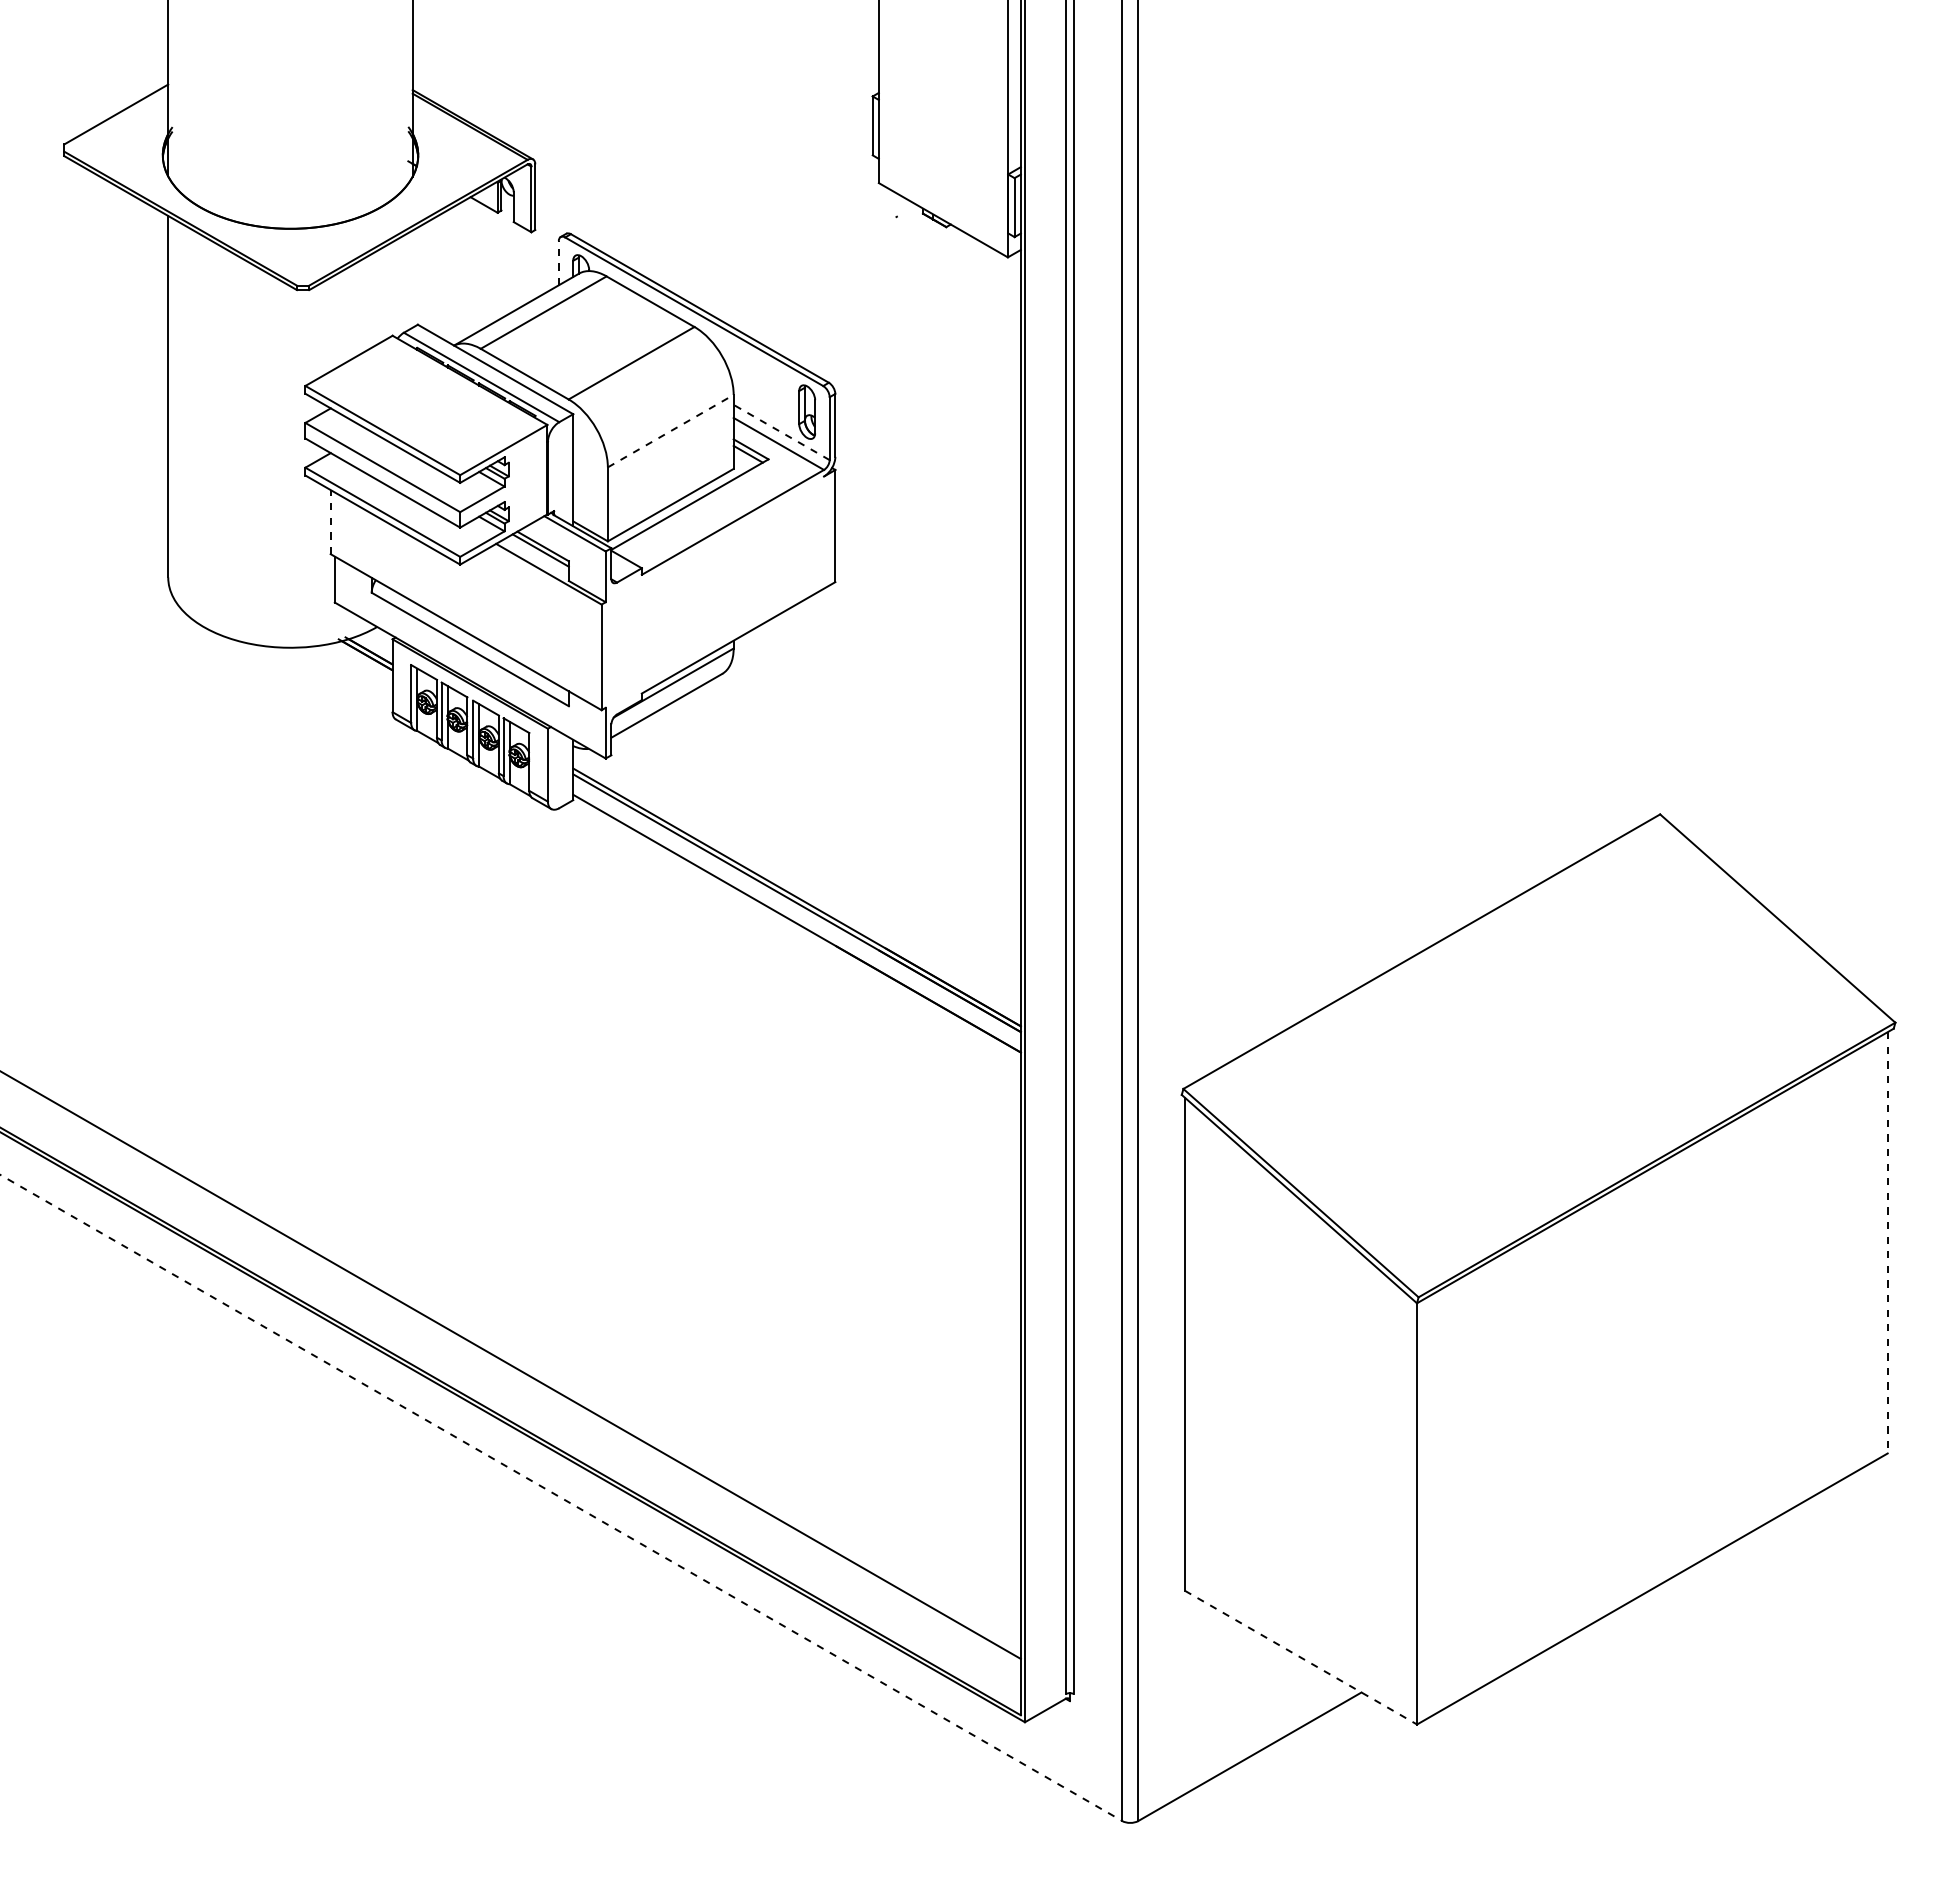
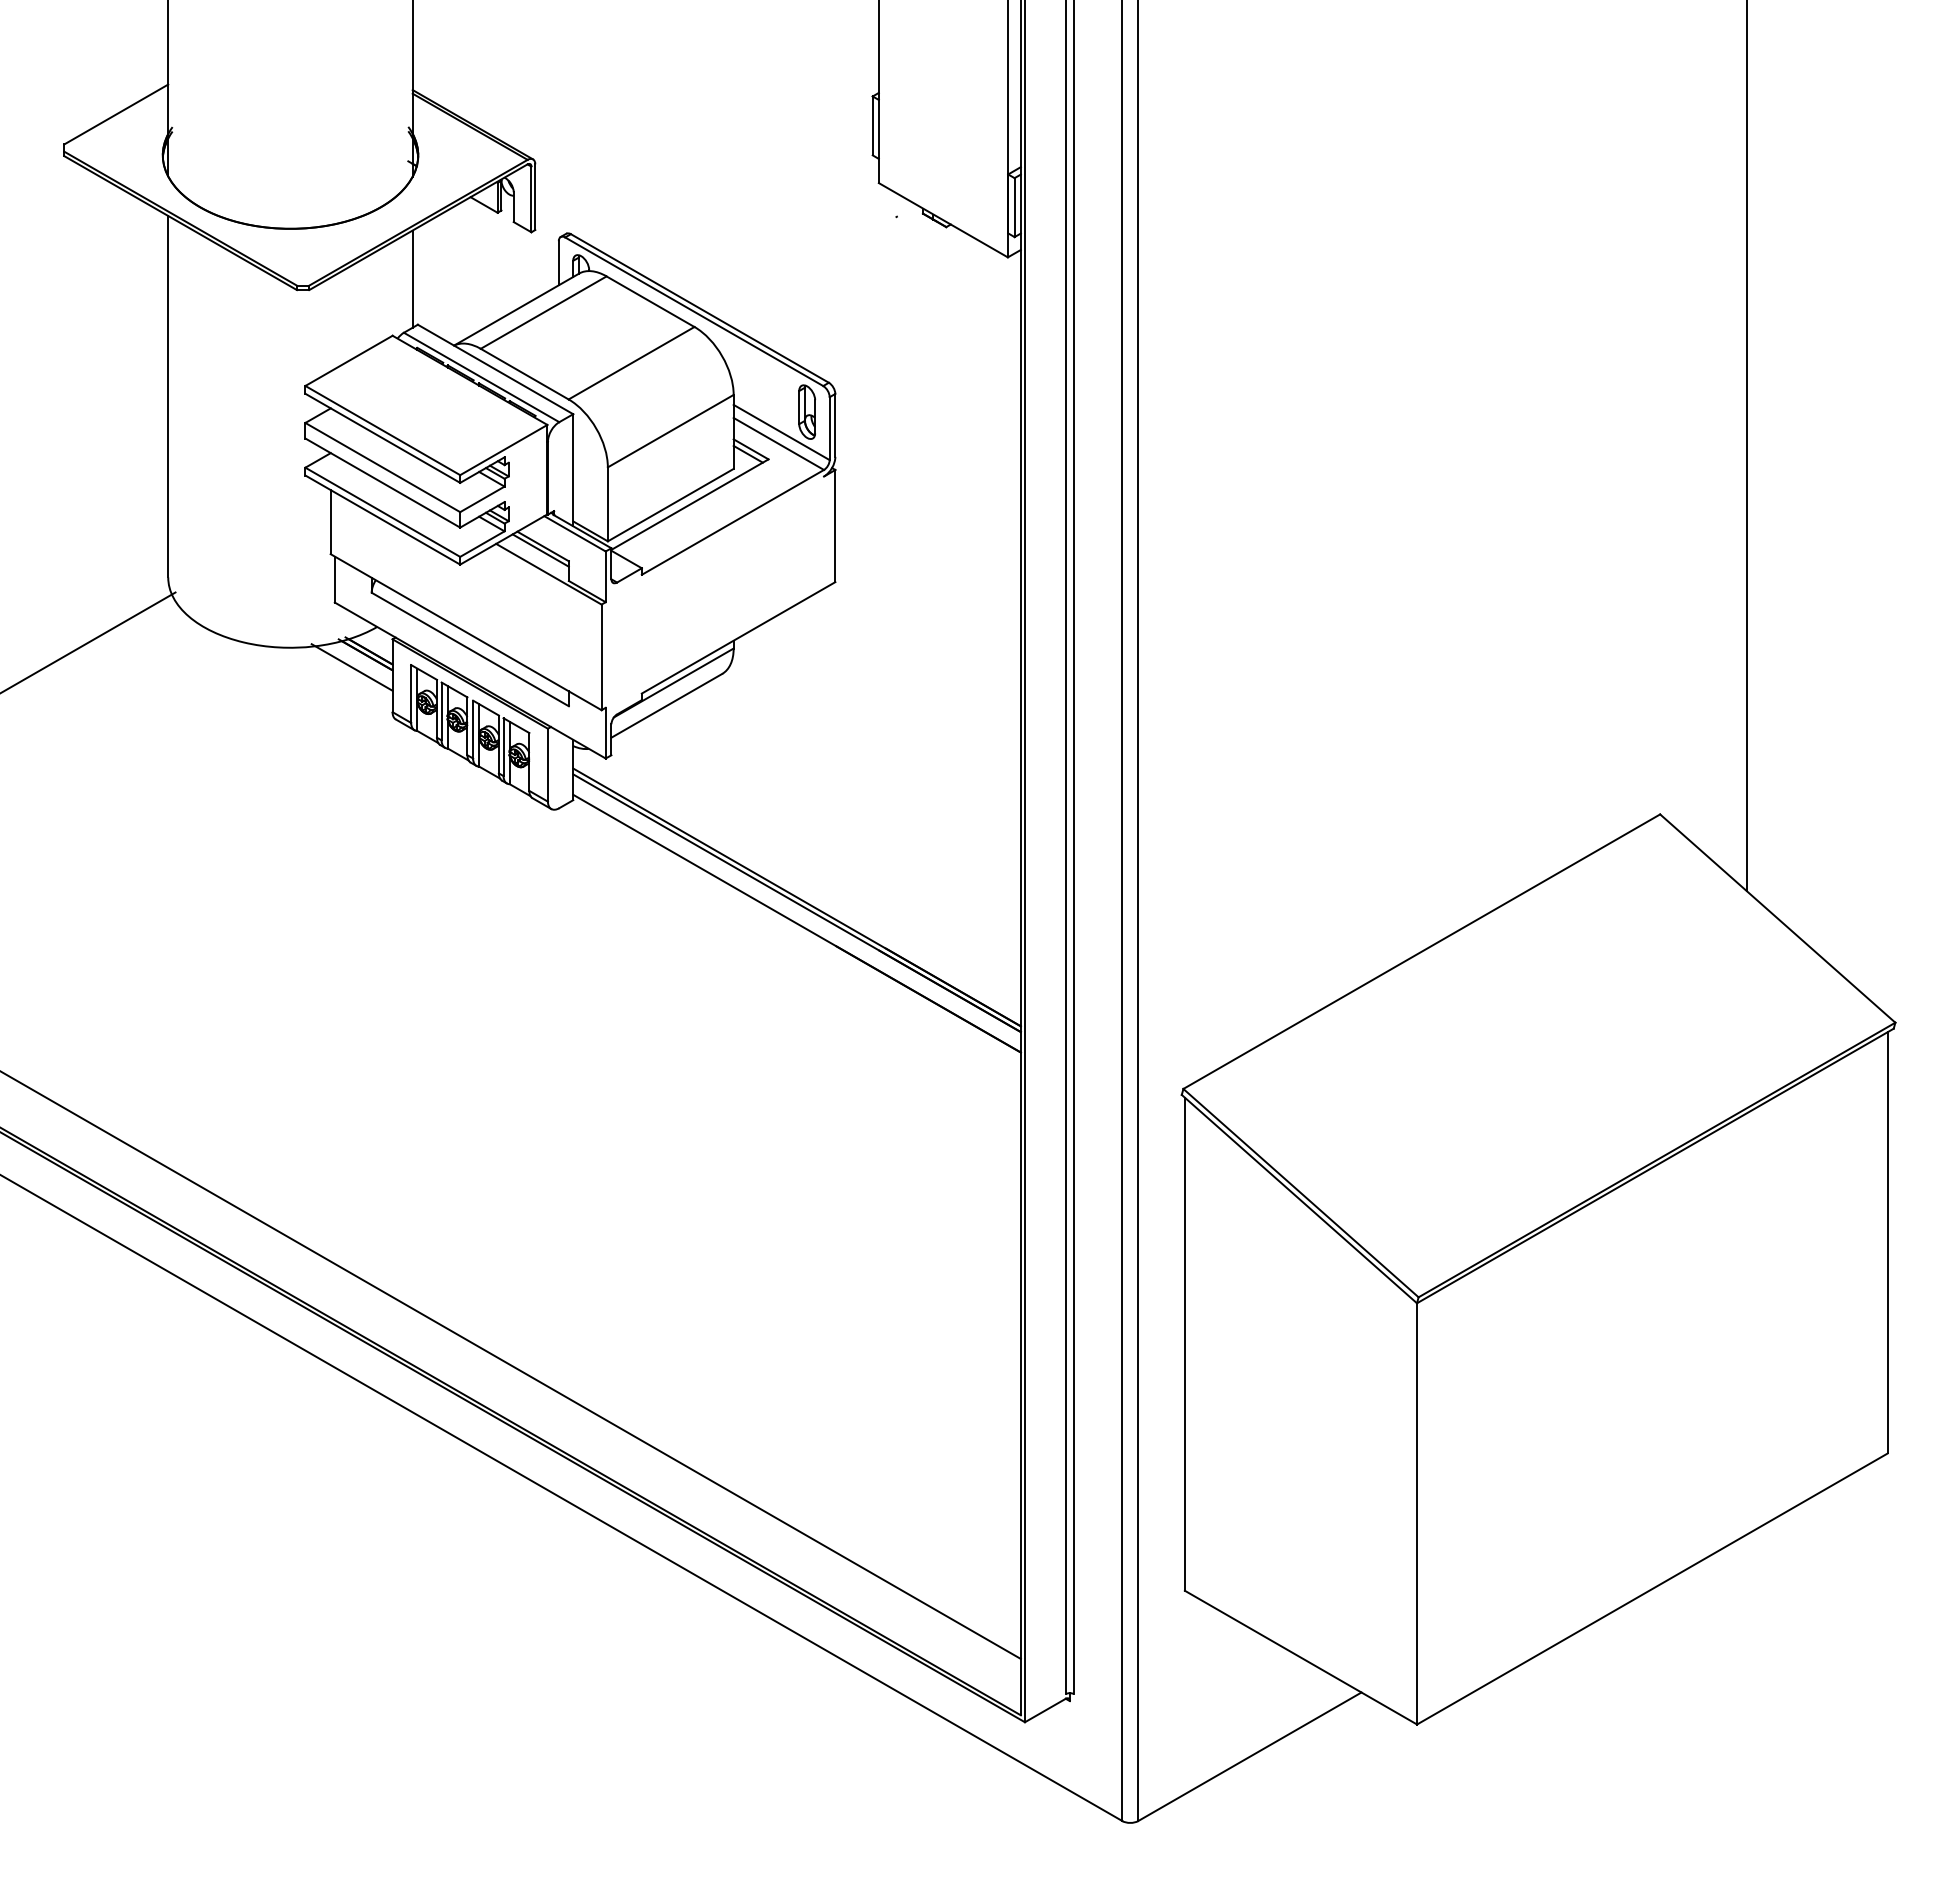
line: dashed -> solid (558, 262)
line: none -> present (412, 278)
line: dashed -> solid (670, 431)
line: dashed -> solid (781, 432)
line: none -> present (1746, 446)
line: dashed -> solid (330, 521)
line: none -> present (88, 641)
line: none -> present (351, 667)
line: dashed -> solid (1887, 1242)
line: dashed -> solid (561, 1498)
line: dashed -> solid (1300, 1657)
